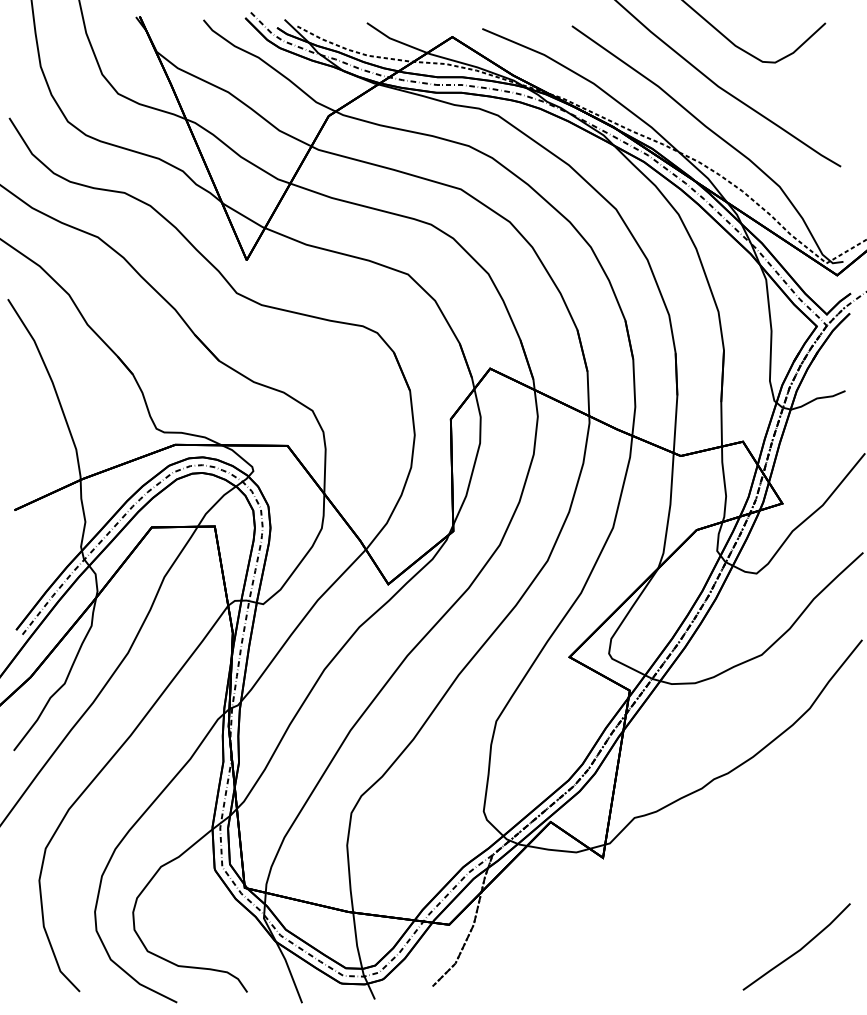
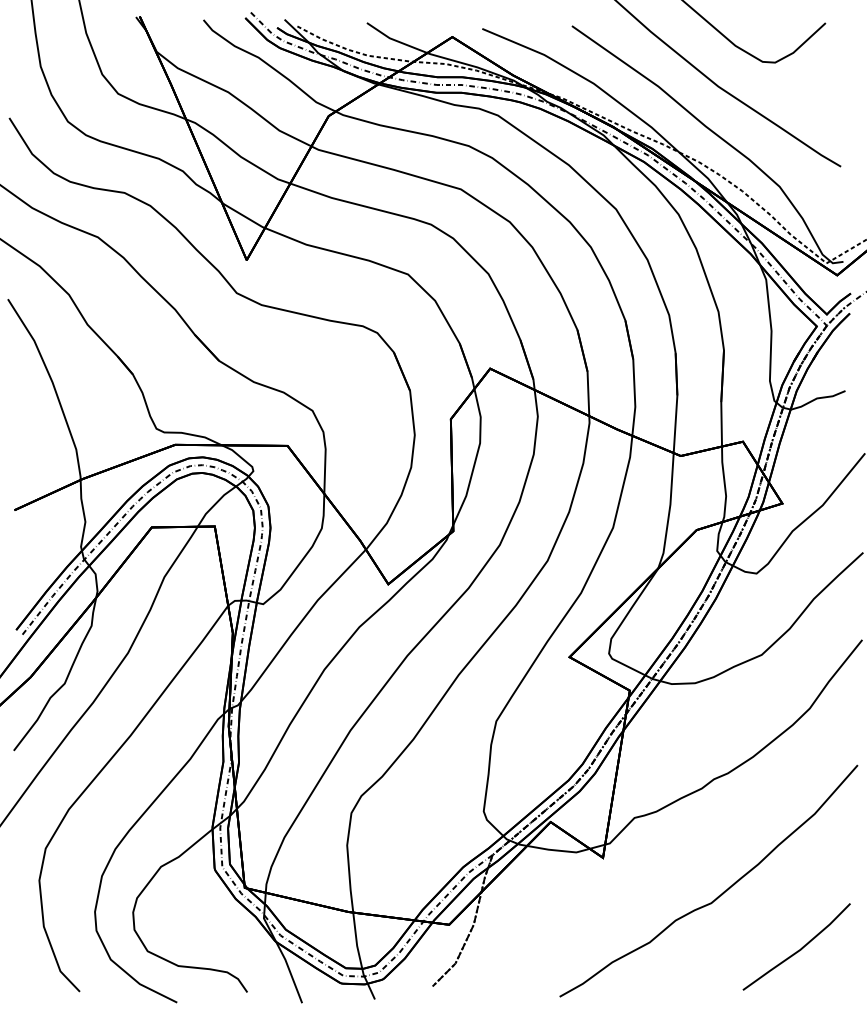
curve: none -> present (717, 896)
